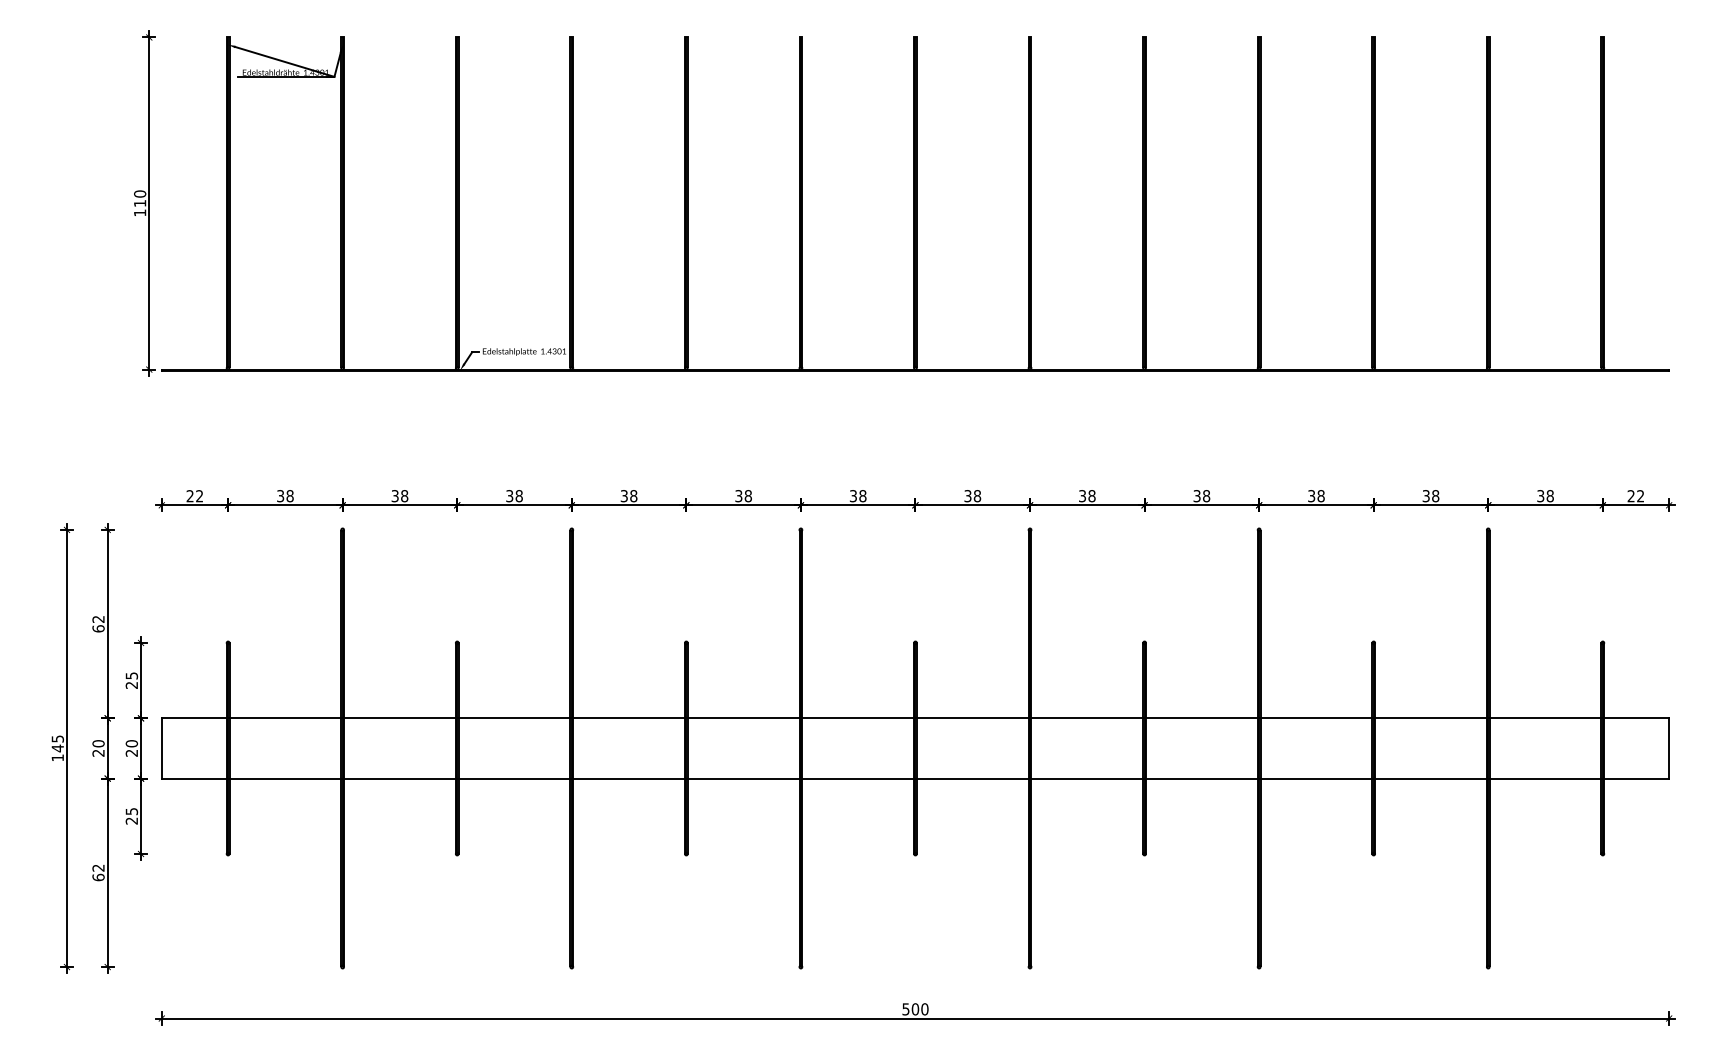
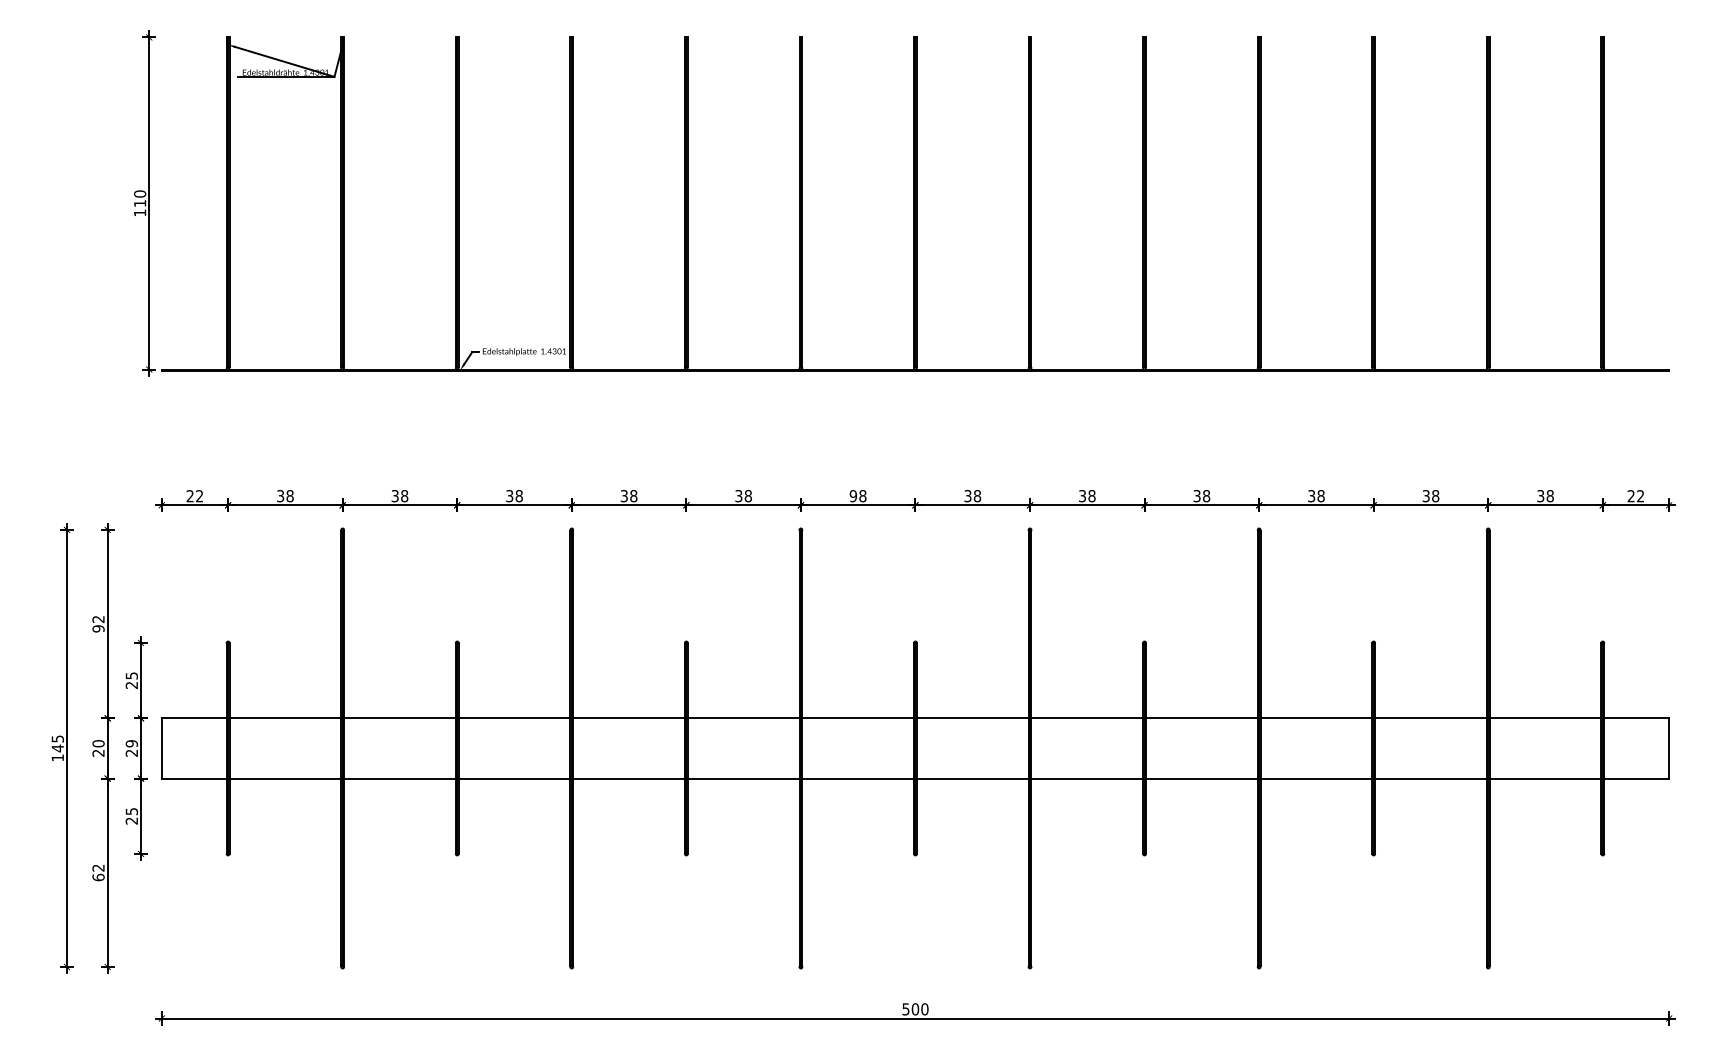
text: 38 -> 98 (853, 496)
text: 62 -> 92 (98, 628)
text: 20 -> 29 (131, 743)
